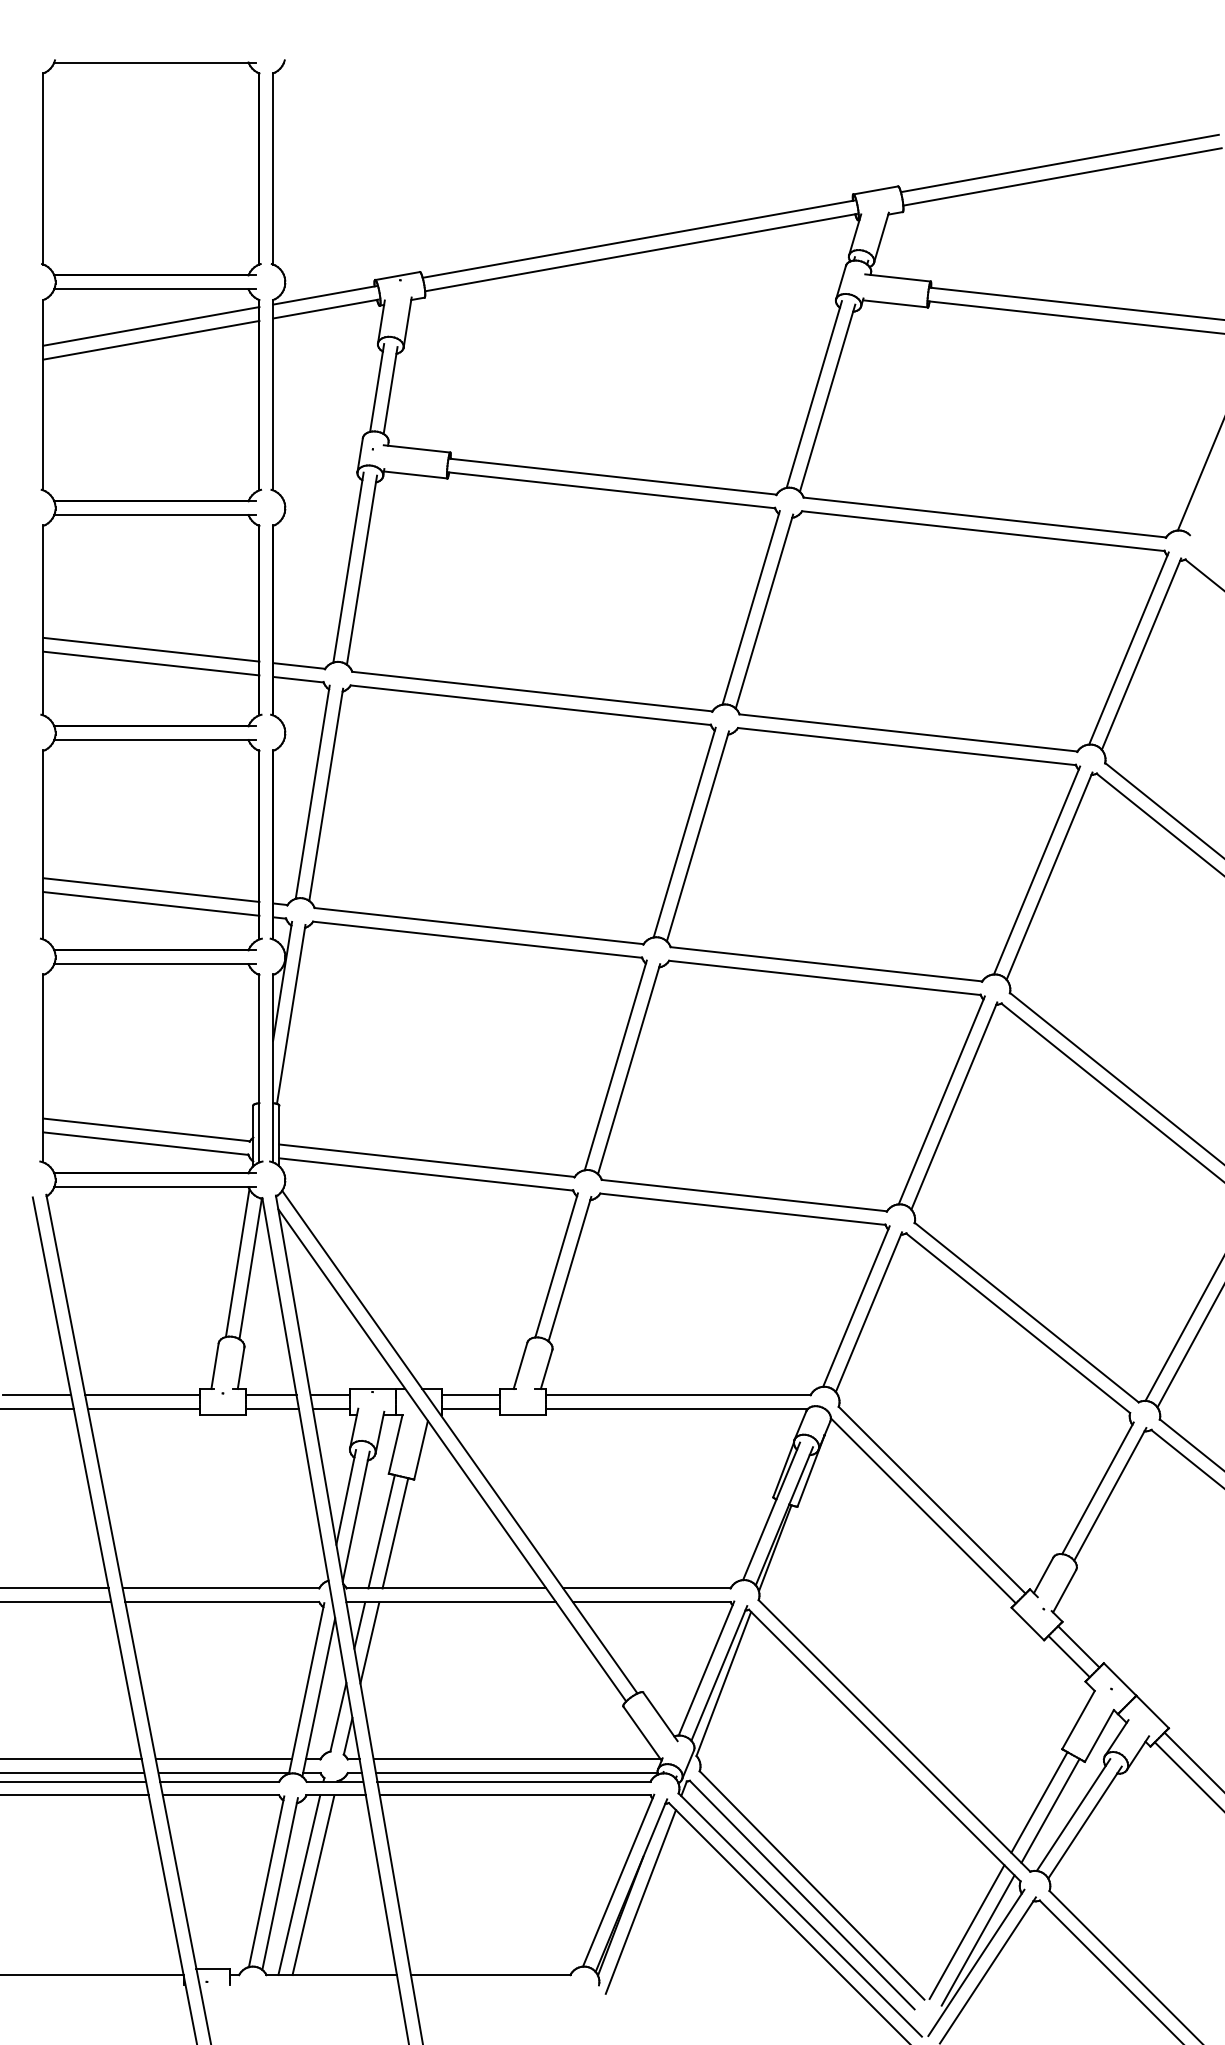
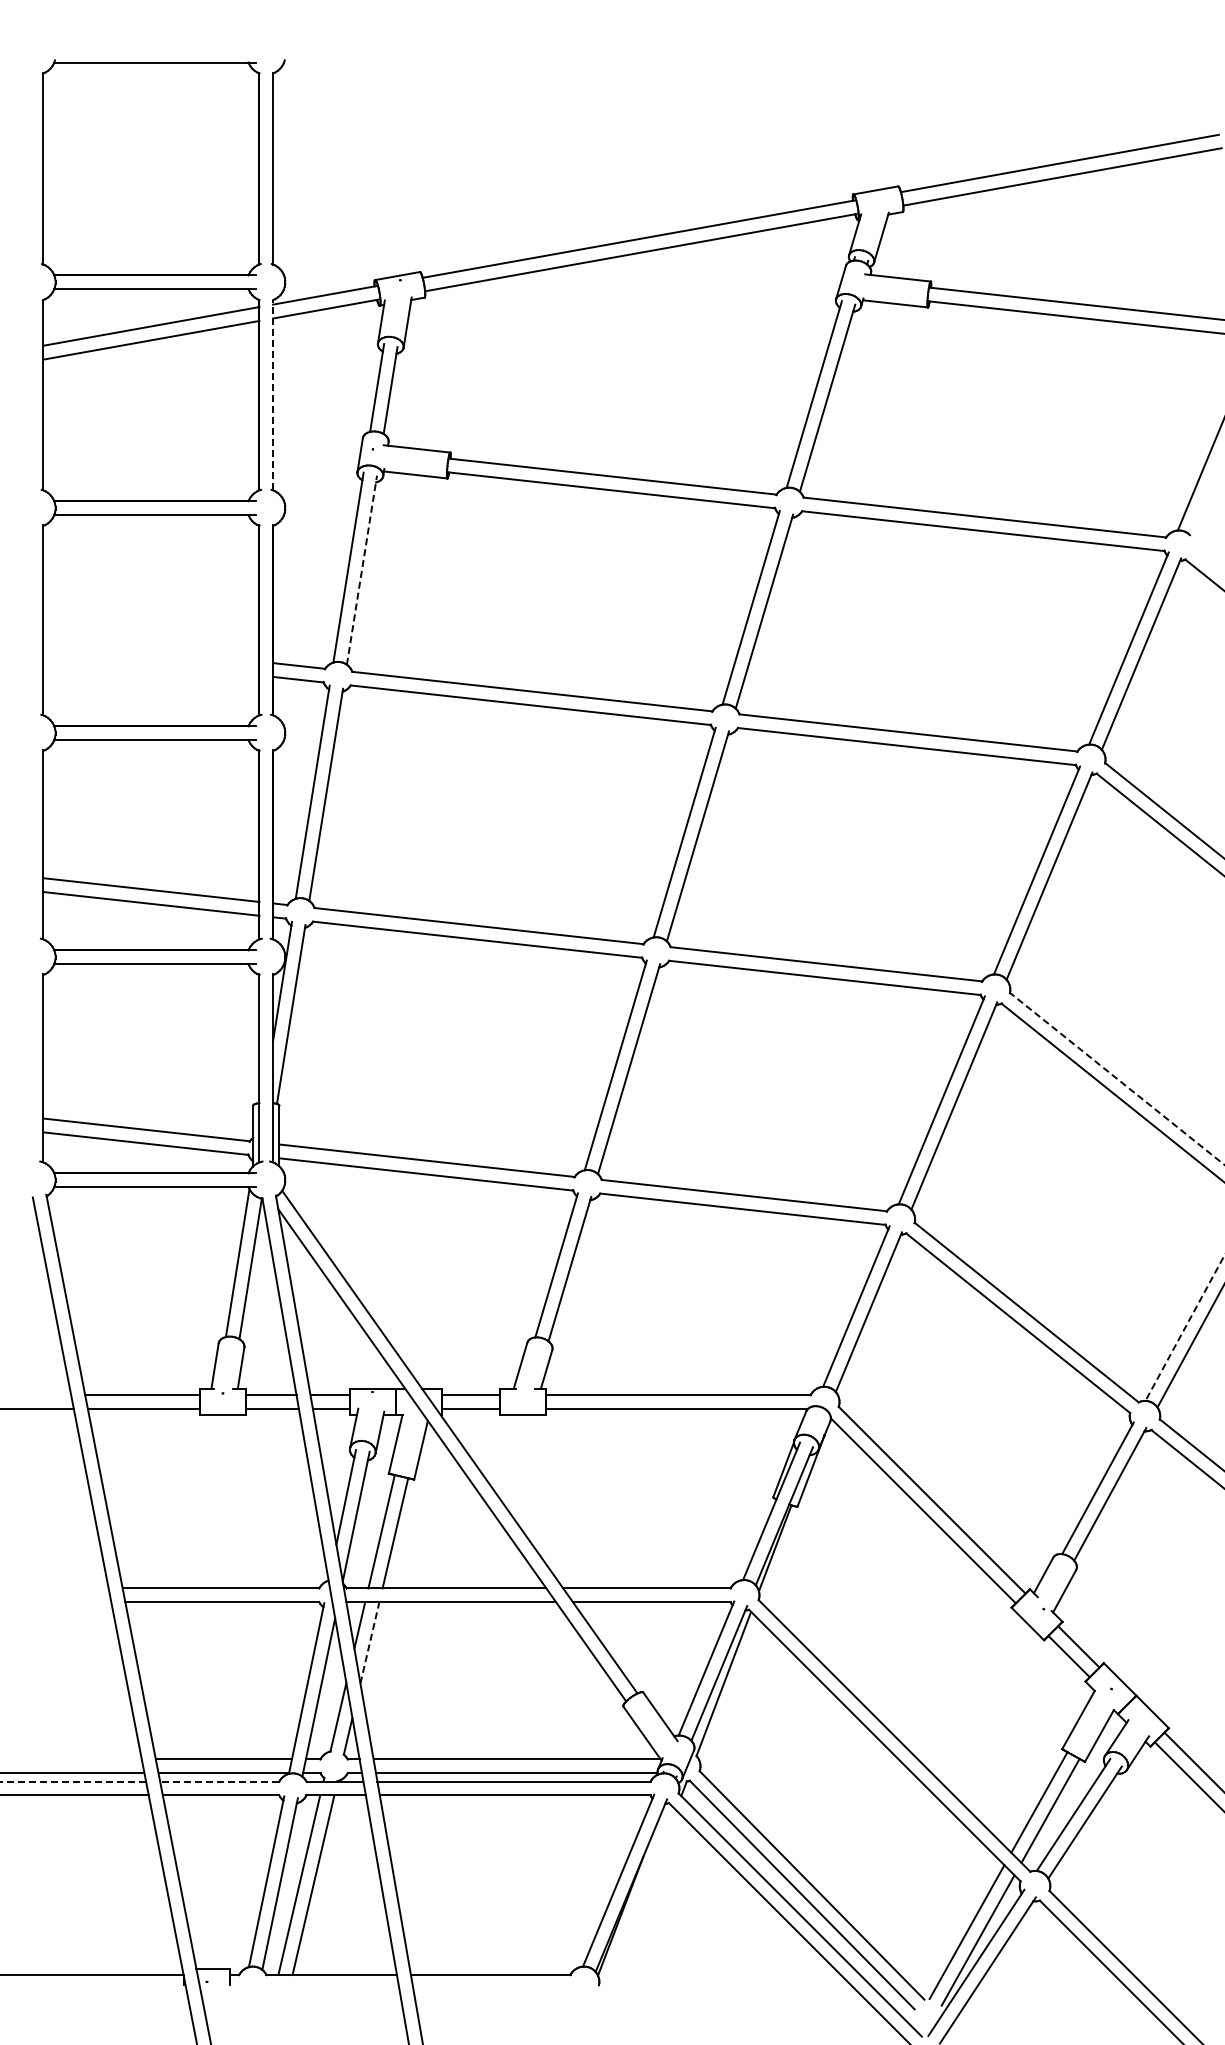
line: solid -> dashed (273, 394)
line: solid -> dashed (361, 570)
line: present -> none (151, 649)
line: present -> none (151, 663)
line: solid -> dashed (1116, 1078)
line: solid -> dashed (1184, 1328)
line: present -> none (37, 1395)
line: present -> none (55, 1588)
line: present -> none (56, 1602)
line: solid -> dashed (369, 1642)
line: present -> none (71, 1759)
line: solid -> dashed (73, 1781)
line: solid -> dashed (219, 1781)
line: present -> none (640, 1901)
